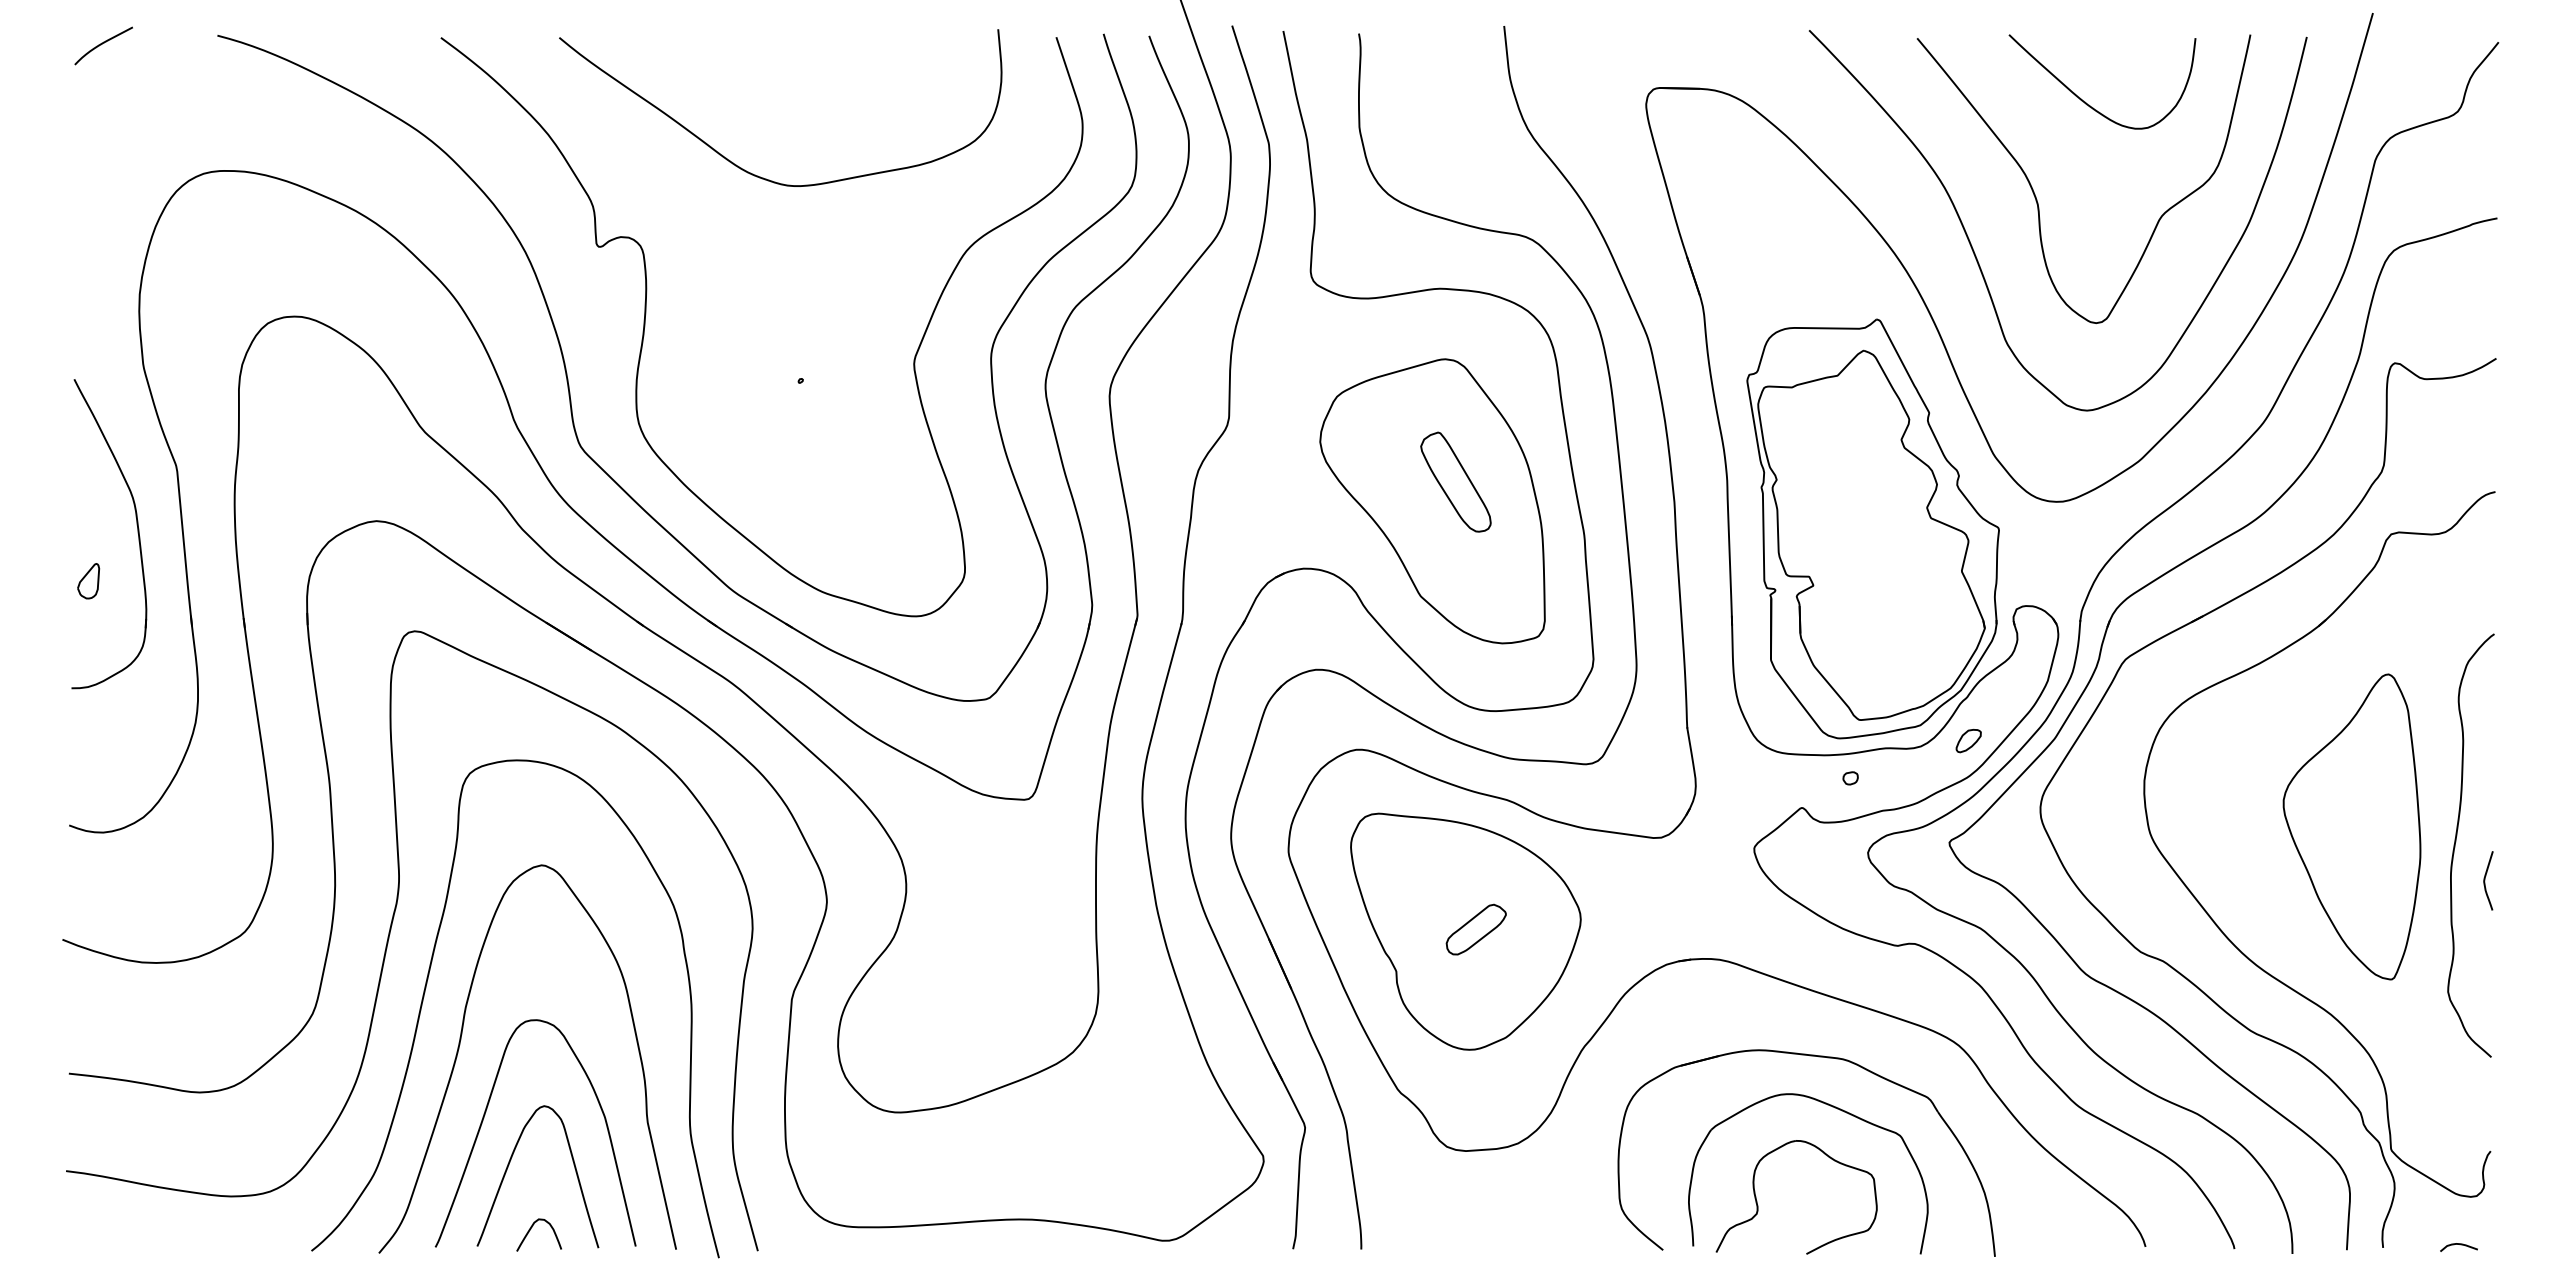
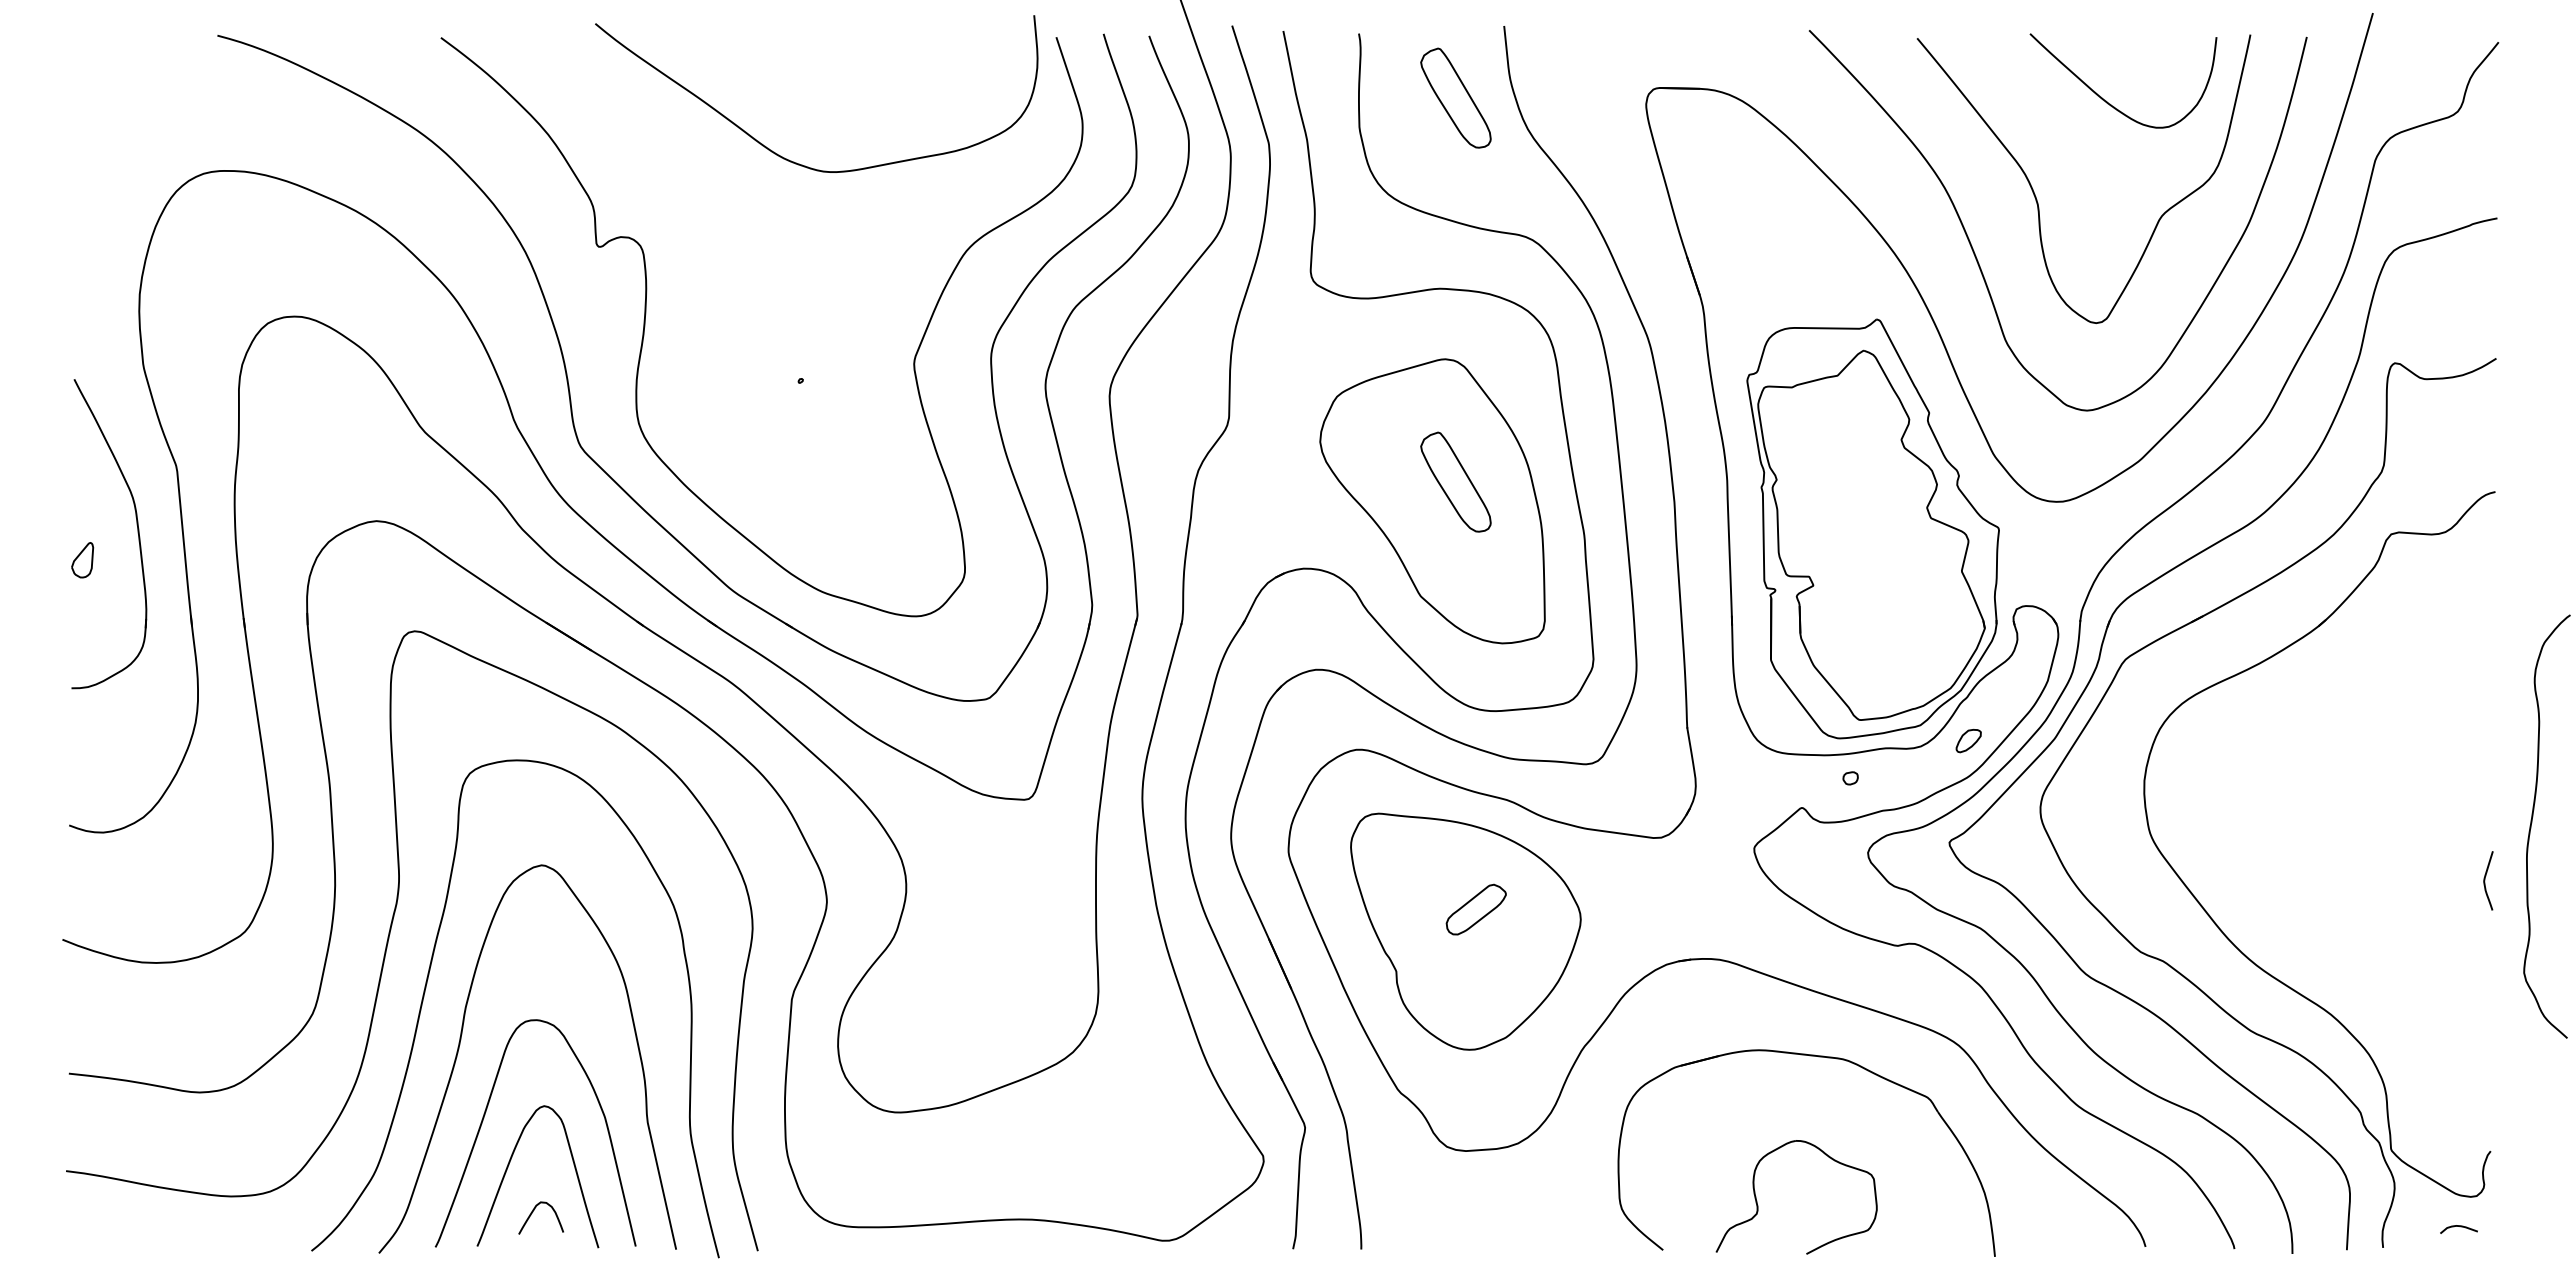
curve: present -> none (102, 44)
part: none -> present (1455, 97)
curve position: (2085, 101) -> (2106, 100) (2106, 100)
curve position: (753, 173) -> (789, 159) (789, 159)
part position: (88, 581) -> (82, 560) (82, 560)
part: present -> none (2351, 826)
curve position: (2456, 842) -> (2532, 823) (2532, 823)
part position: (1475, 929) -> (1475, 909) (1475, 909)
part: present -> none (1839, 1110)
curve position: (531, 1229) -> (533, 1212) (533, 1212)
curve position: (2460, 1245) -> (2460, 1227) (2460, 1227)
